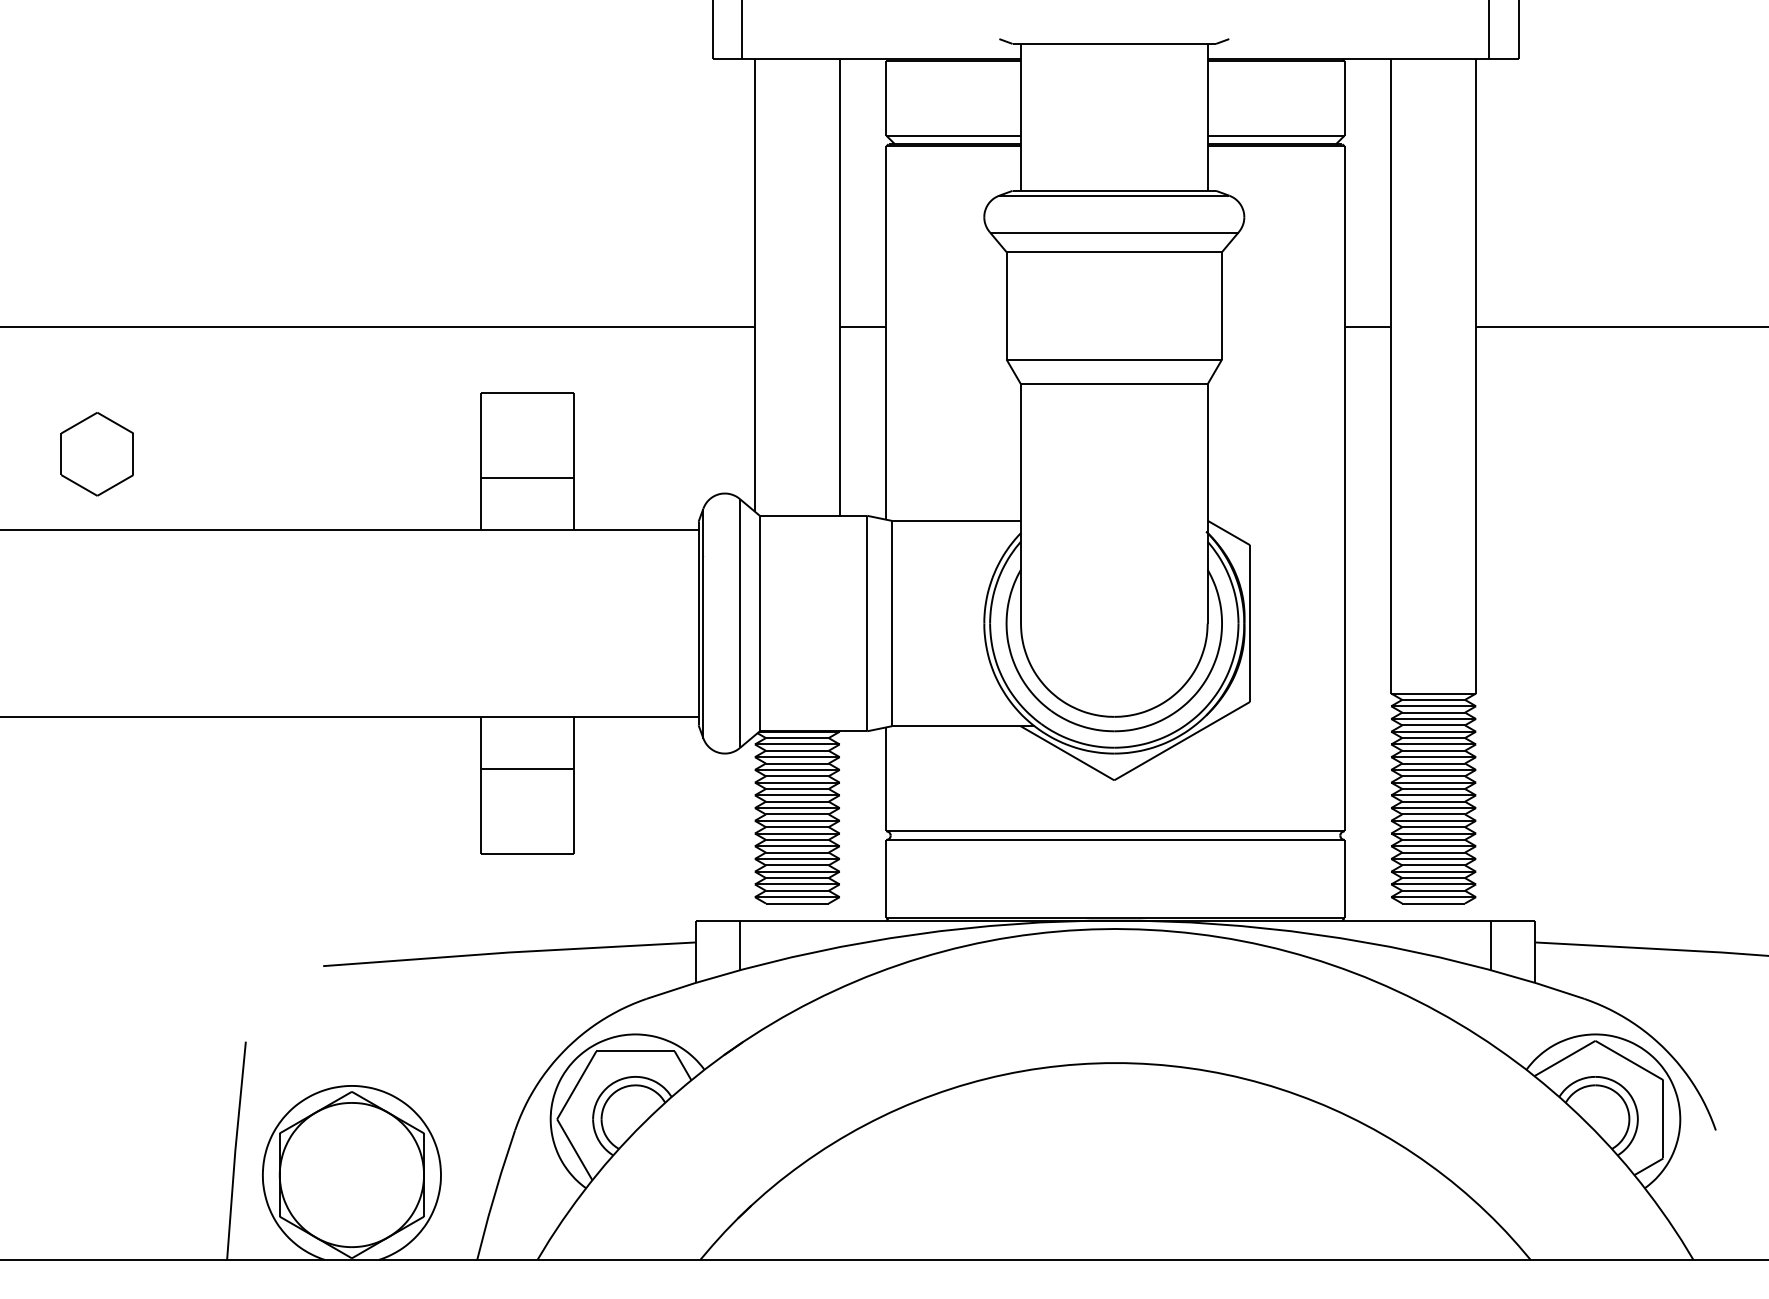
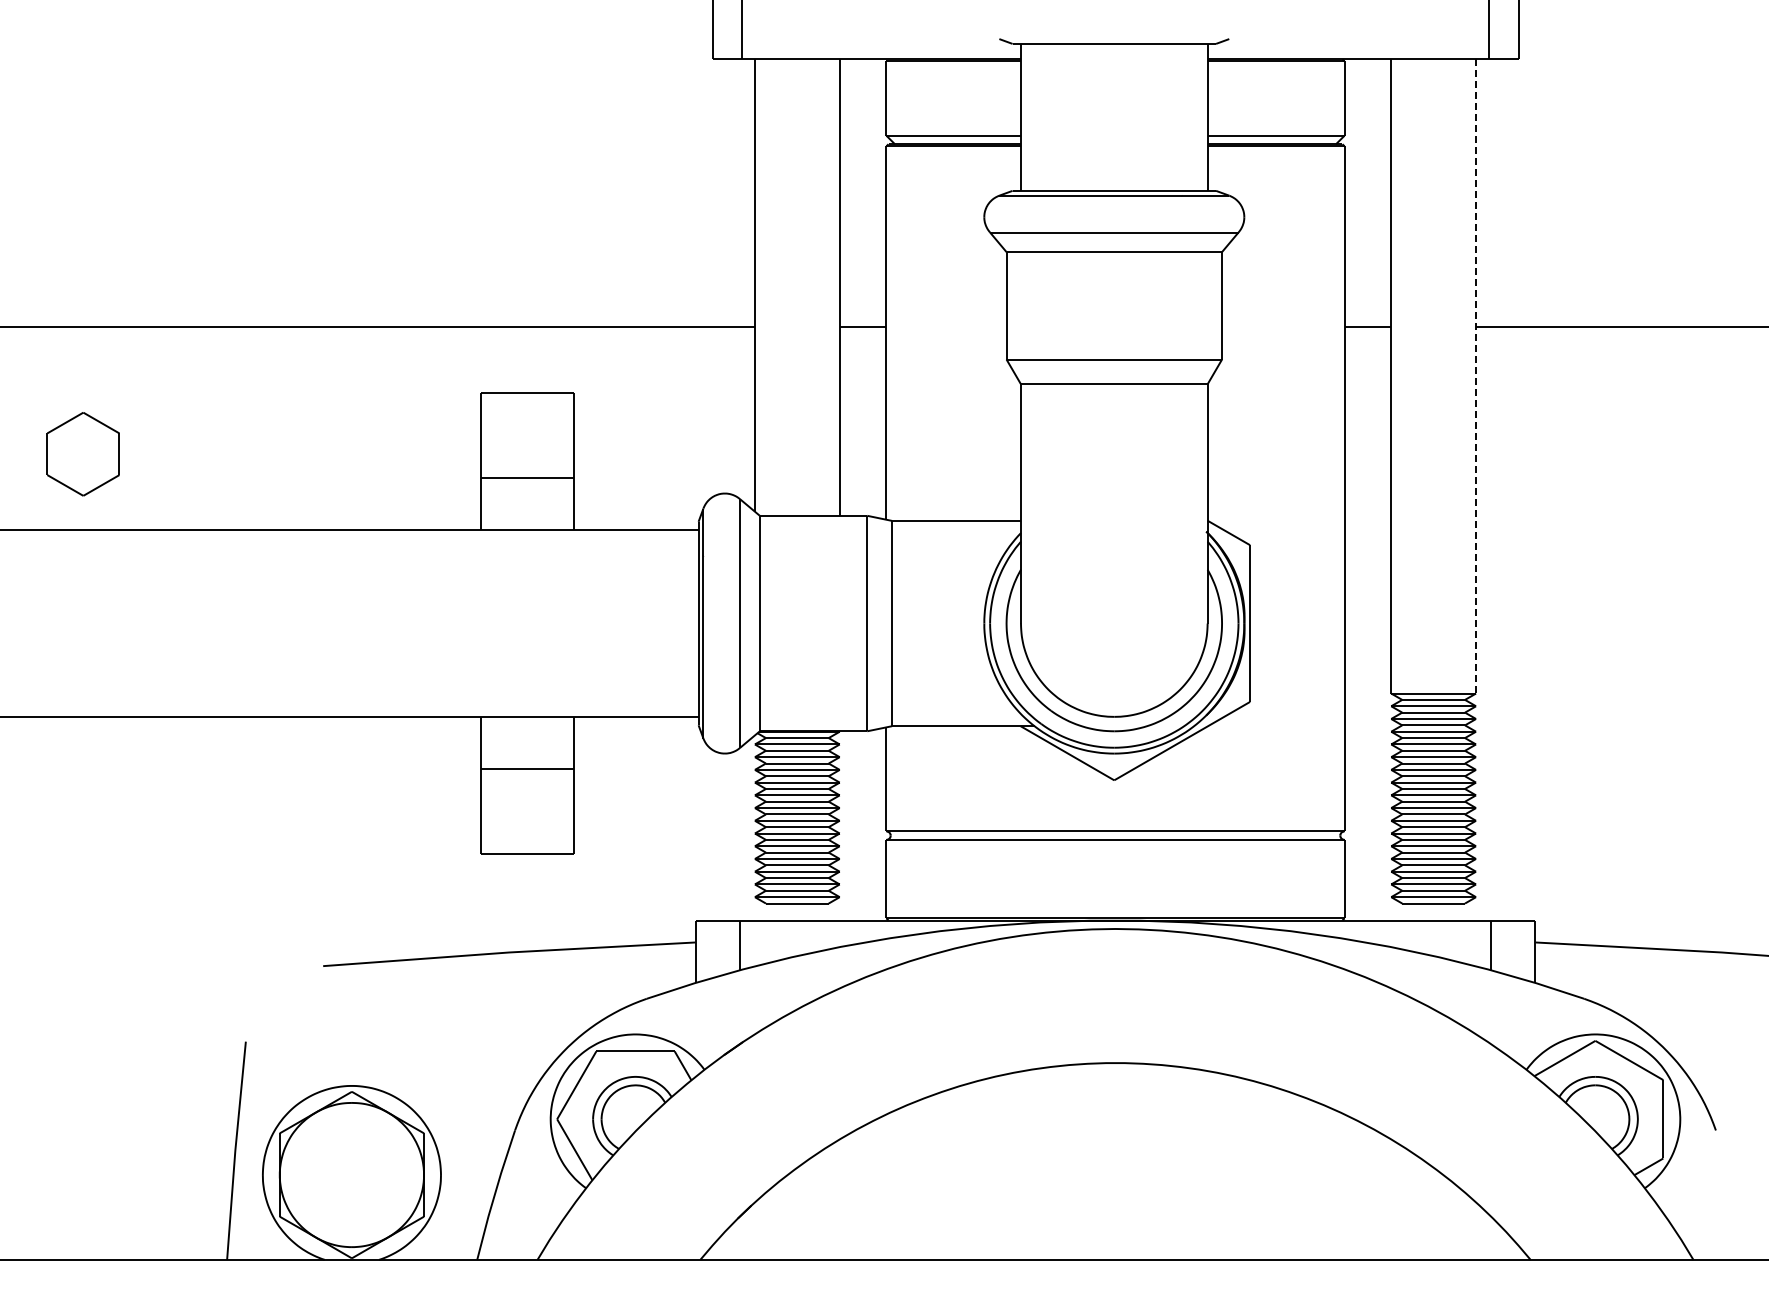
line: solid -> dashed (1476, 376)
part position: (96, 454) -> (82, 454) (82, 454)
